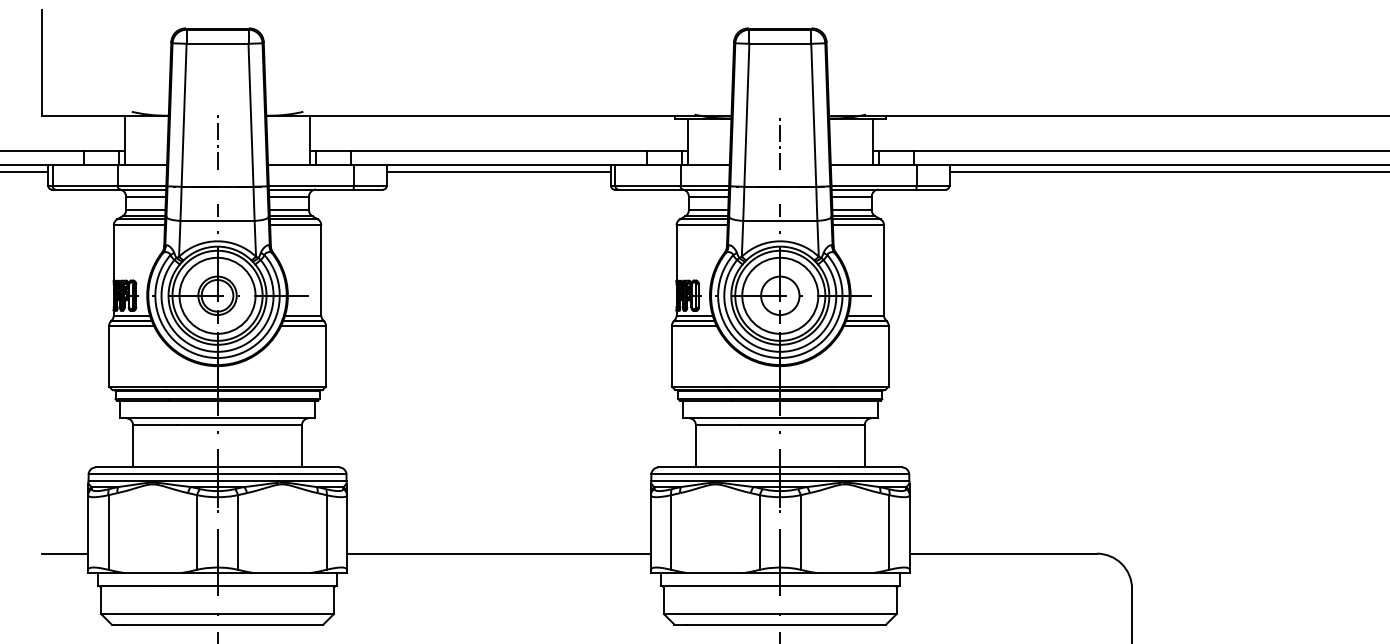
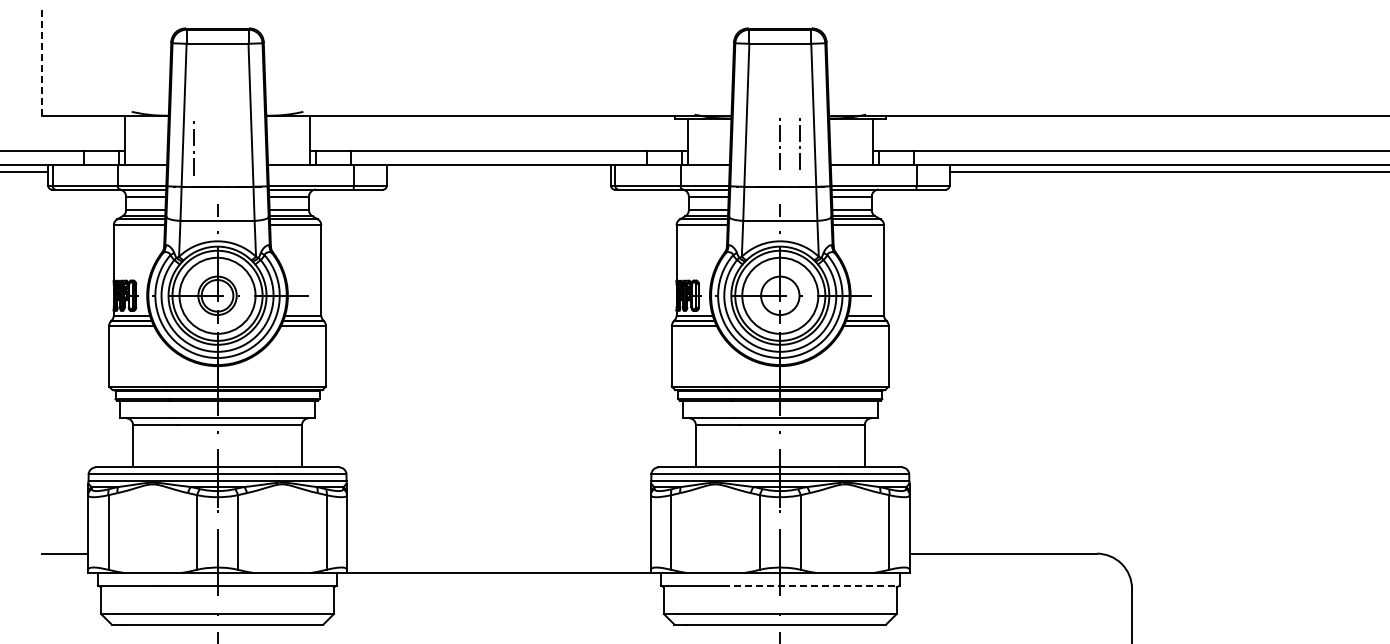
line: solid -> dashed (41, 63)
line position: (217, 139) -> (193, 145) (193, 145)
line: none -> present (799, 141)
line: present -> none (498, 172)
line position: (498, 553) -> (498, 572) (498, 572)
line: solid -> dashed (811, 585)
